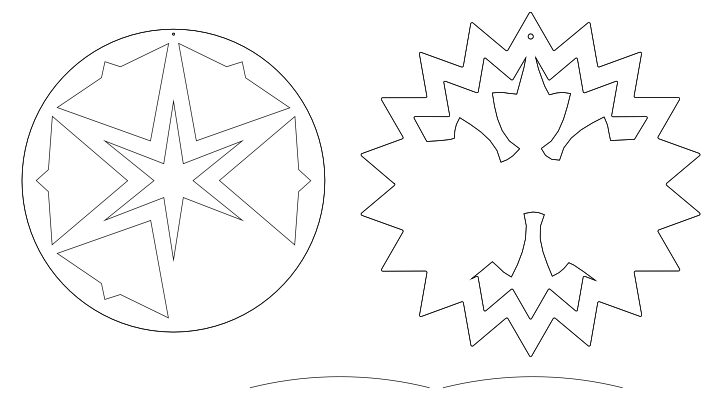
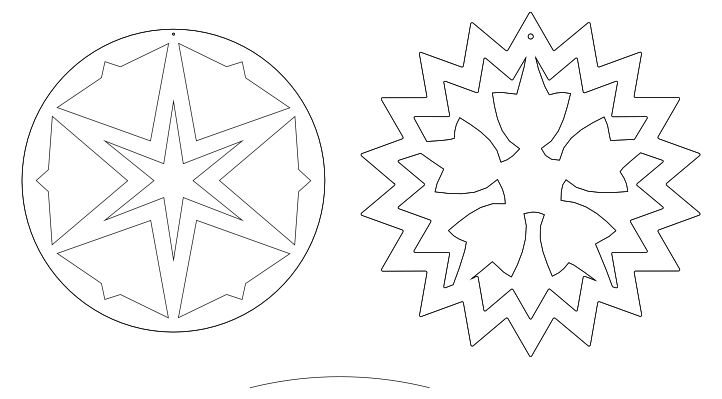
part: none -> present (451, 220)
part: none -> present (611, 220)
part: none -> present (234, 268)
part: present -> none (532, 381)
